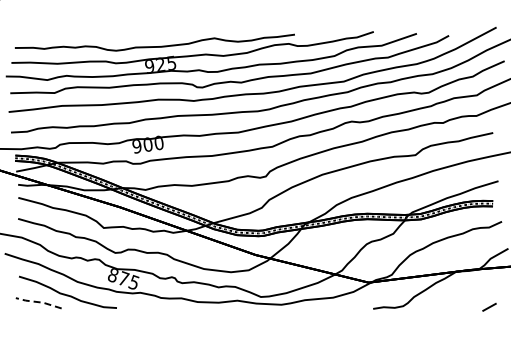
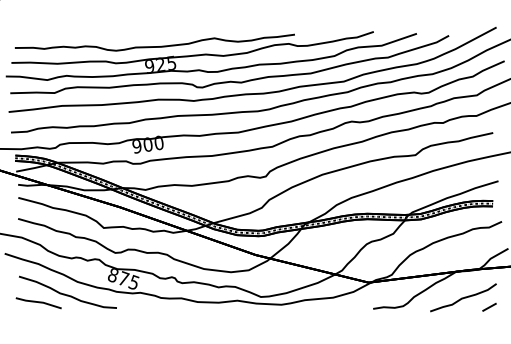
curve: none -> present (463, 297)
line: dashed -> solid (38, 302)
